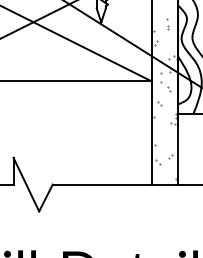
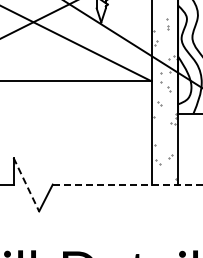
line: solid -> dashed (26, 184)
line: solid -> dashed (127, 184)
